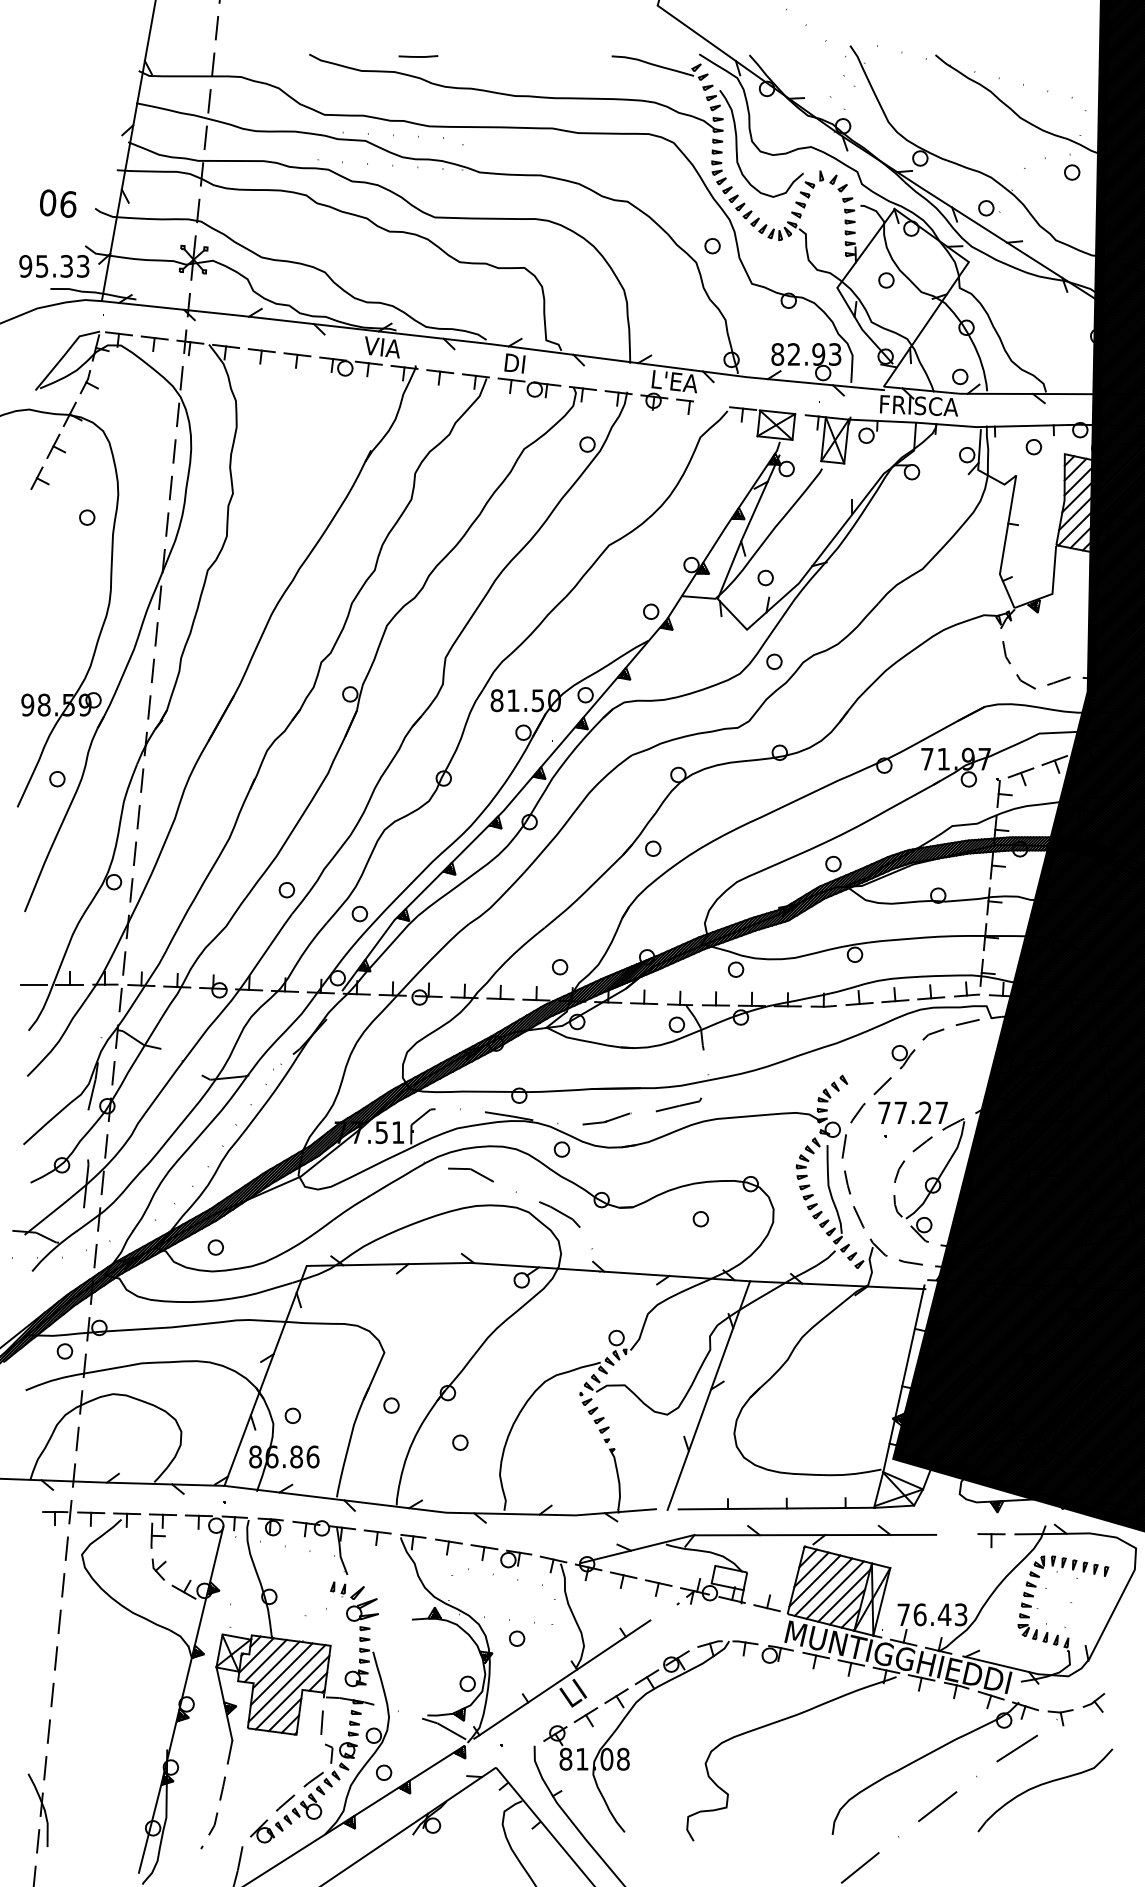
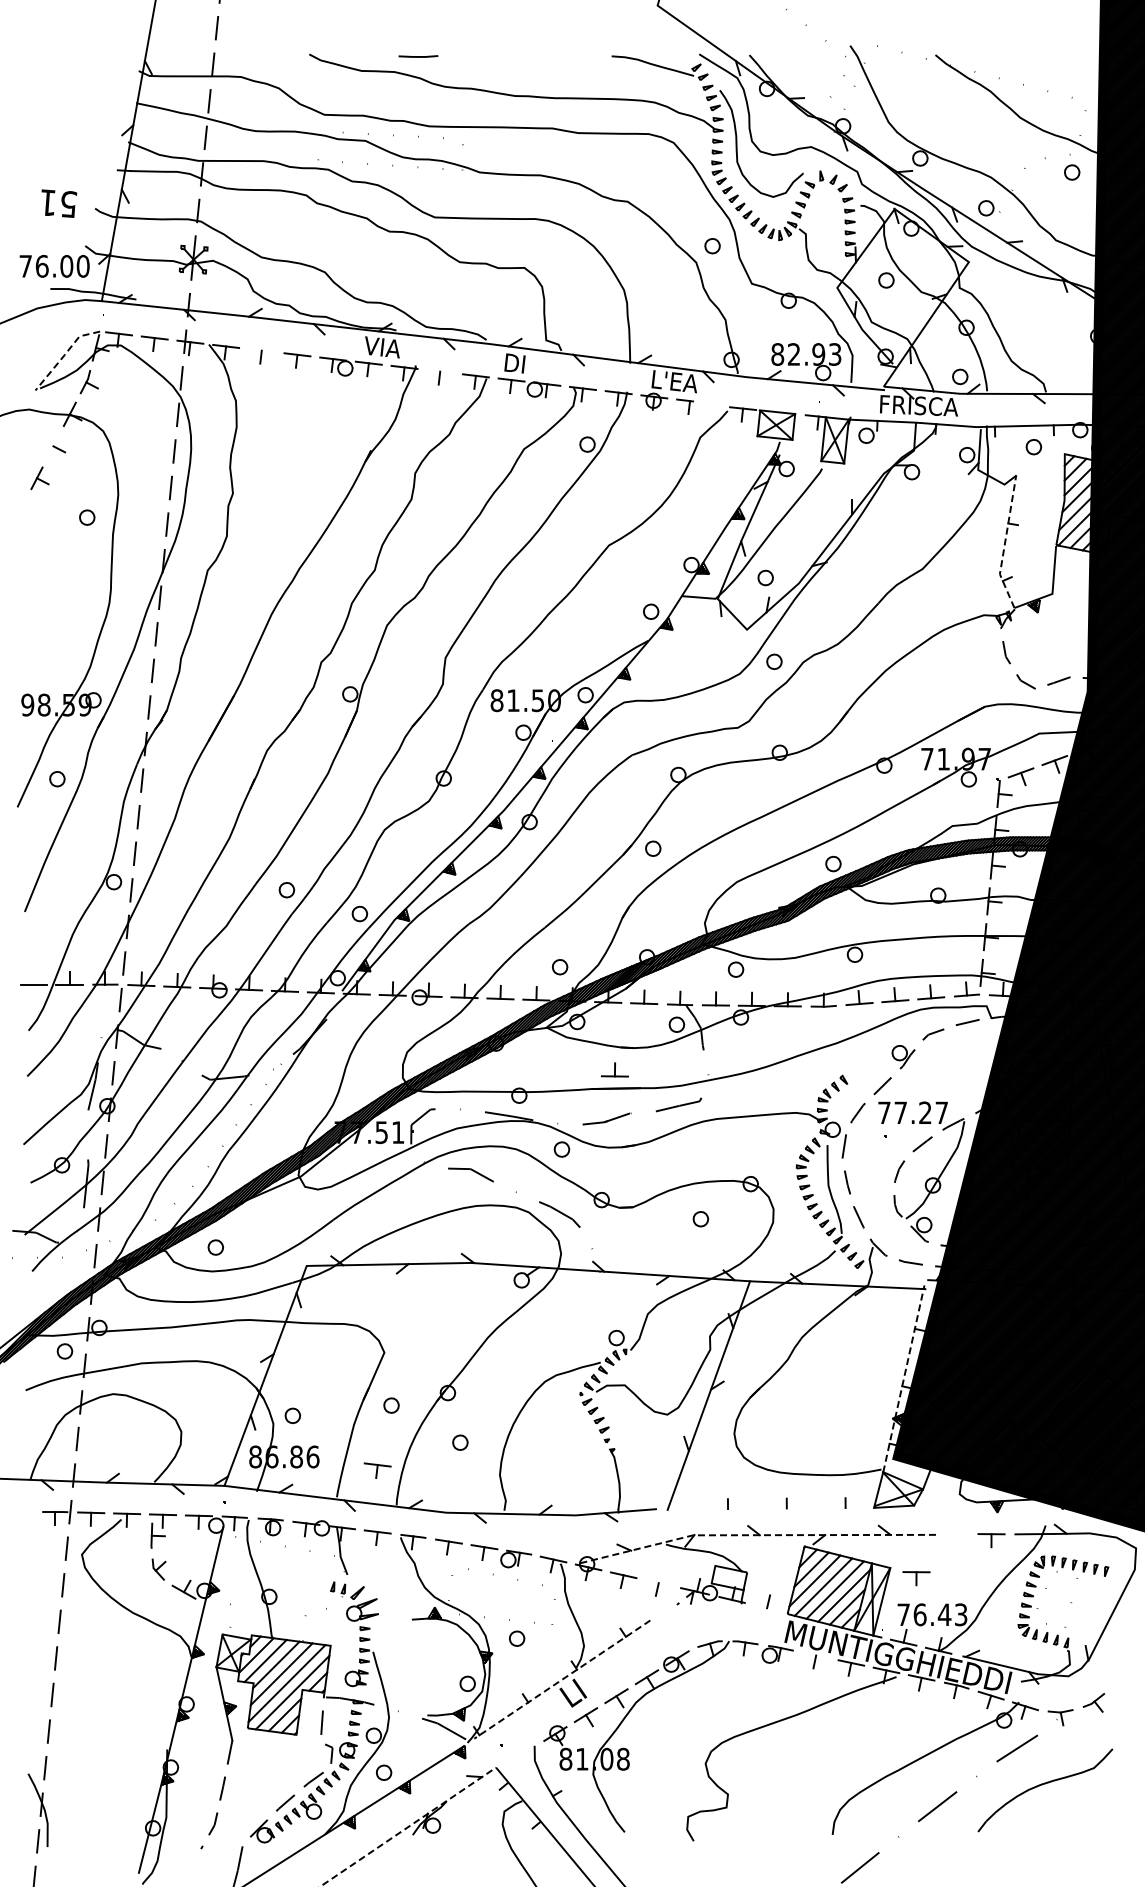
text: 90 -> 51 (58, 203)
text: 95.33 -> 76.00 (54, 266)
line: present -> none (261, 350)
line: solid -> dashed (64, 355)
line: present -> none (440, 371)
line: present -> none (53, 445)
line: solid -> dashed (1005, 542)
part: none -> present (614, 1069)
line: solid -> dashed (903, 1378)
part: none -> present (377, 1470)
line: present -> none (776, 1508)
line: solid -> dashed (756, 1535)
part: none -> present (916, 1578)
line: present -> none (658, 1582)
line: present -> none (766, 1608)
line: present -> none (815, 1655)
line: solid -> dashed (561, 1679)
line: solid -> dashed (408, 1826)
